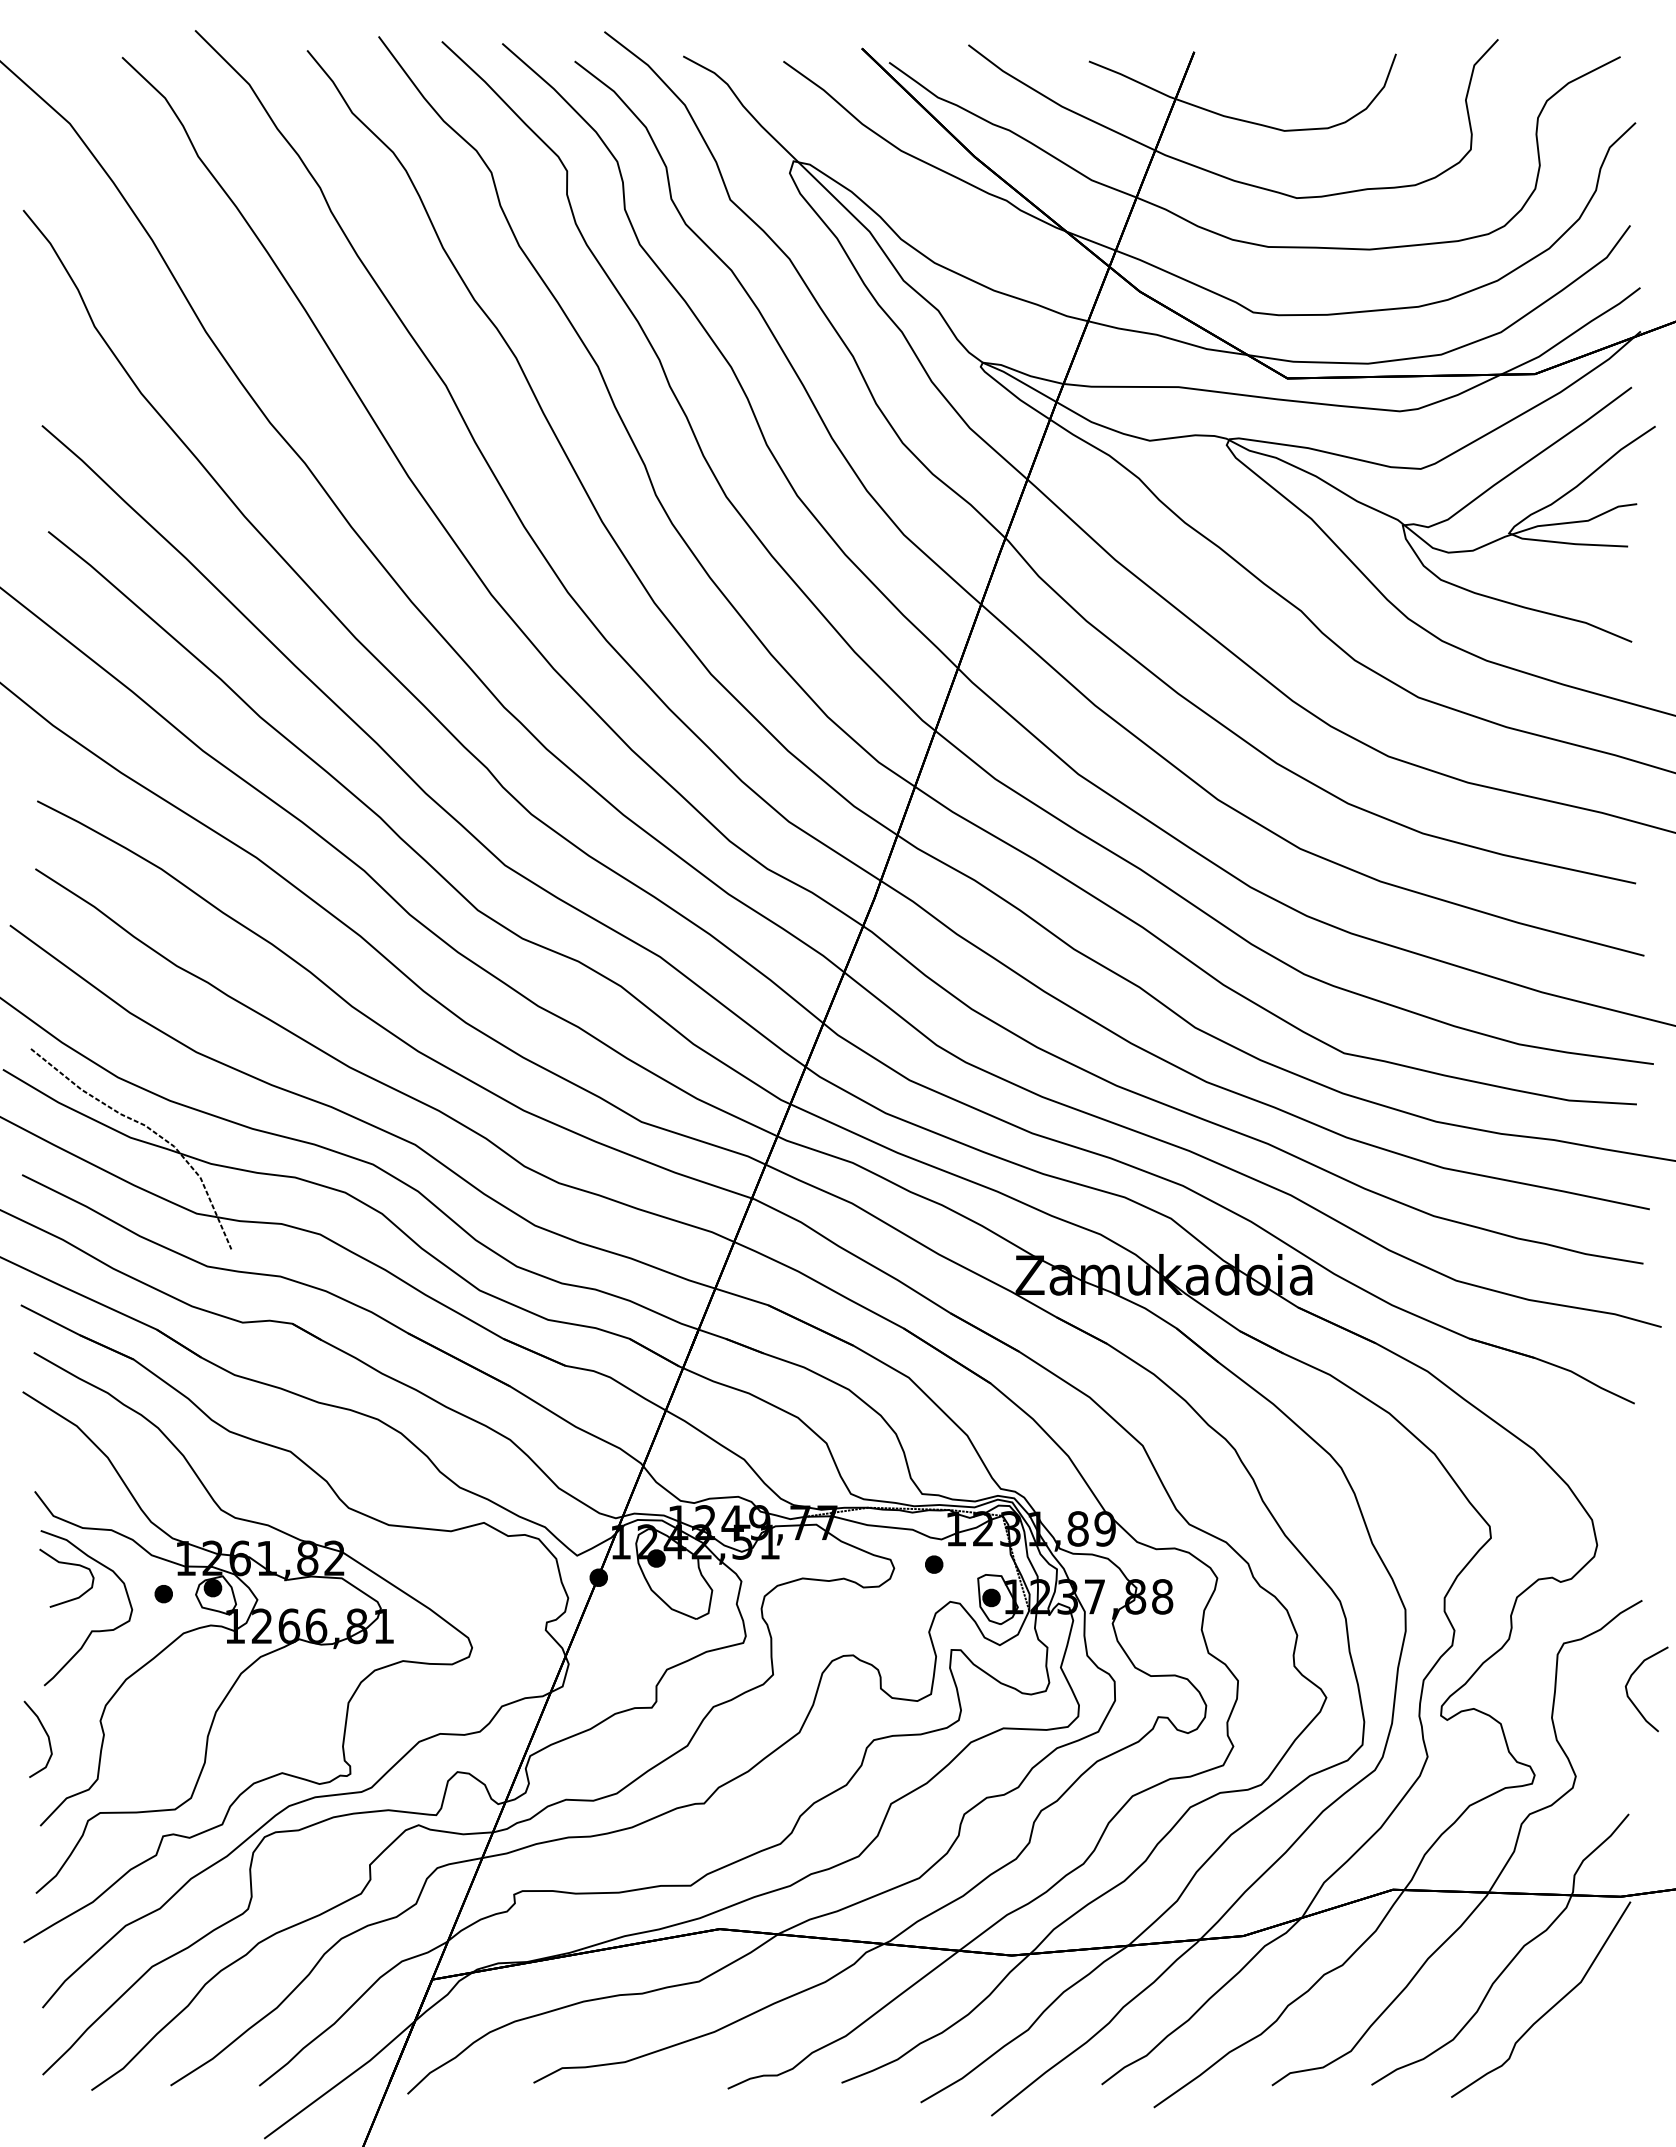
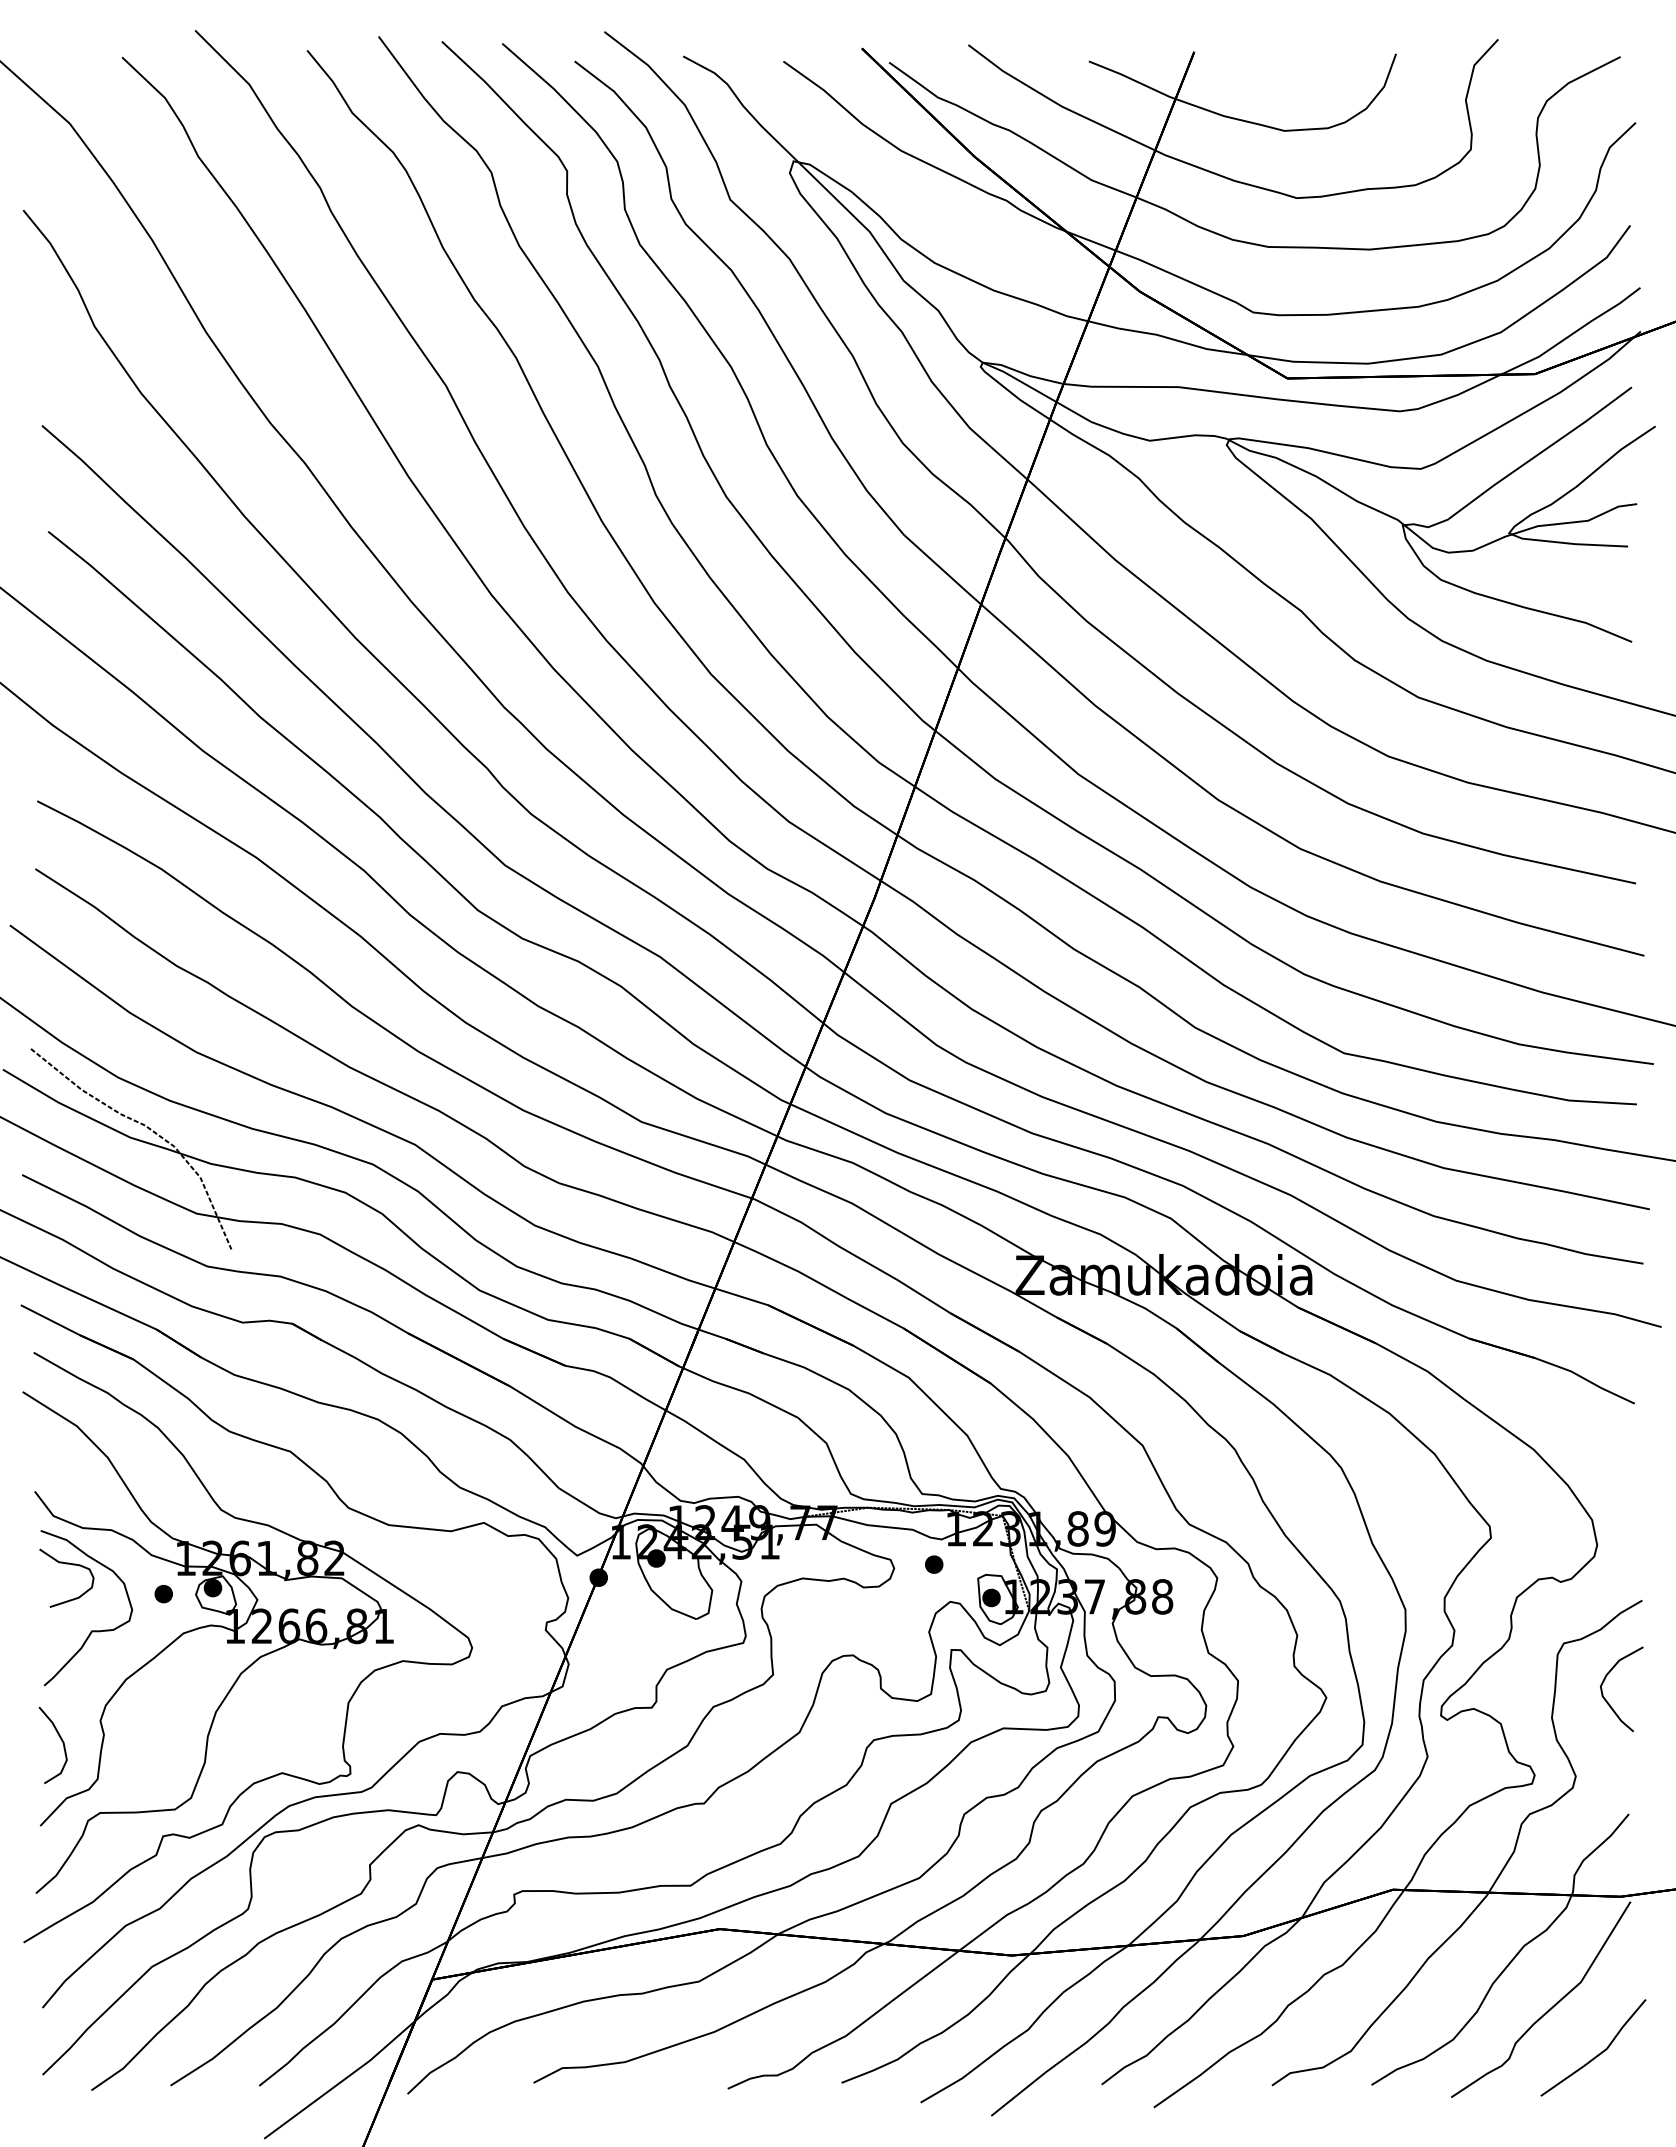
curve position: (1631, 1699) -> (1606, 1699) (1606, 1699)
curve position: (45, 1733) -> (60, 1739) (60, 1739)
part: none -> present (1597, 2054)
